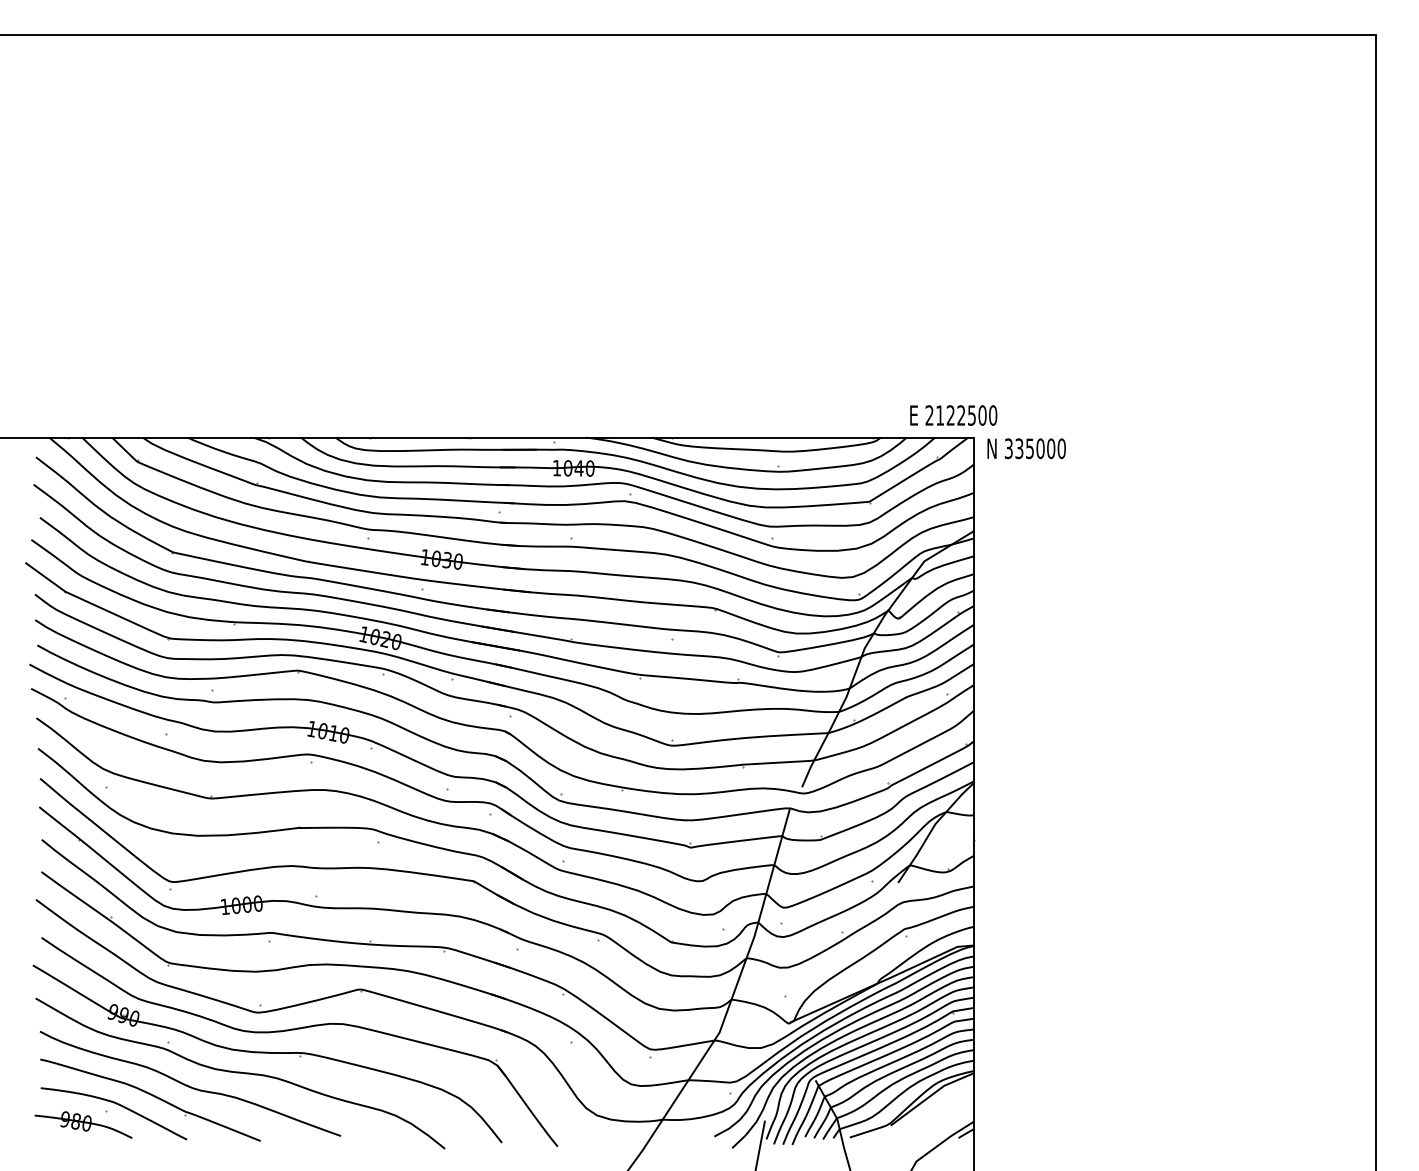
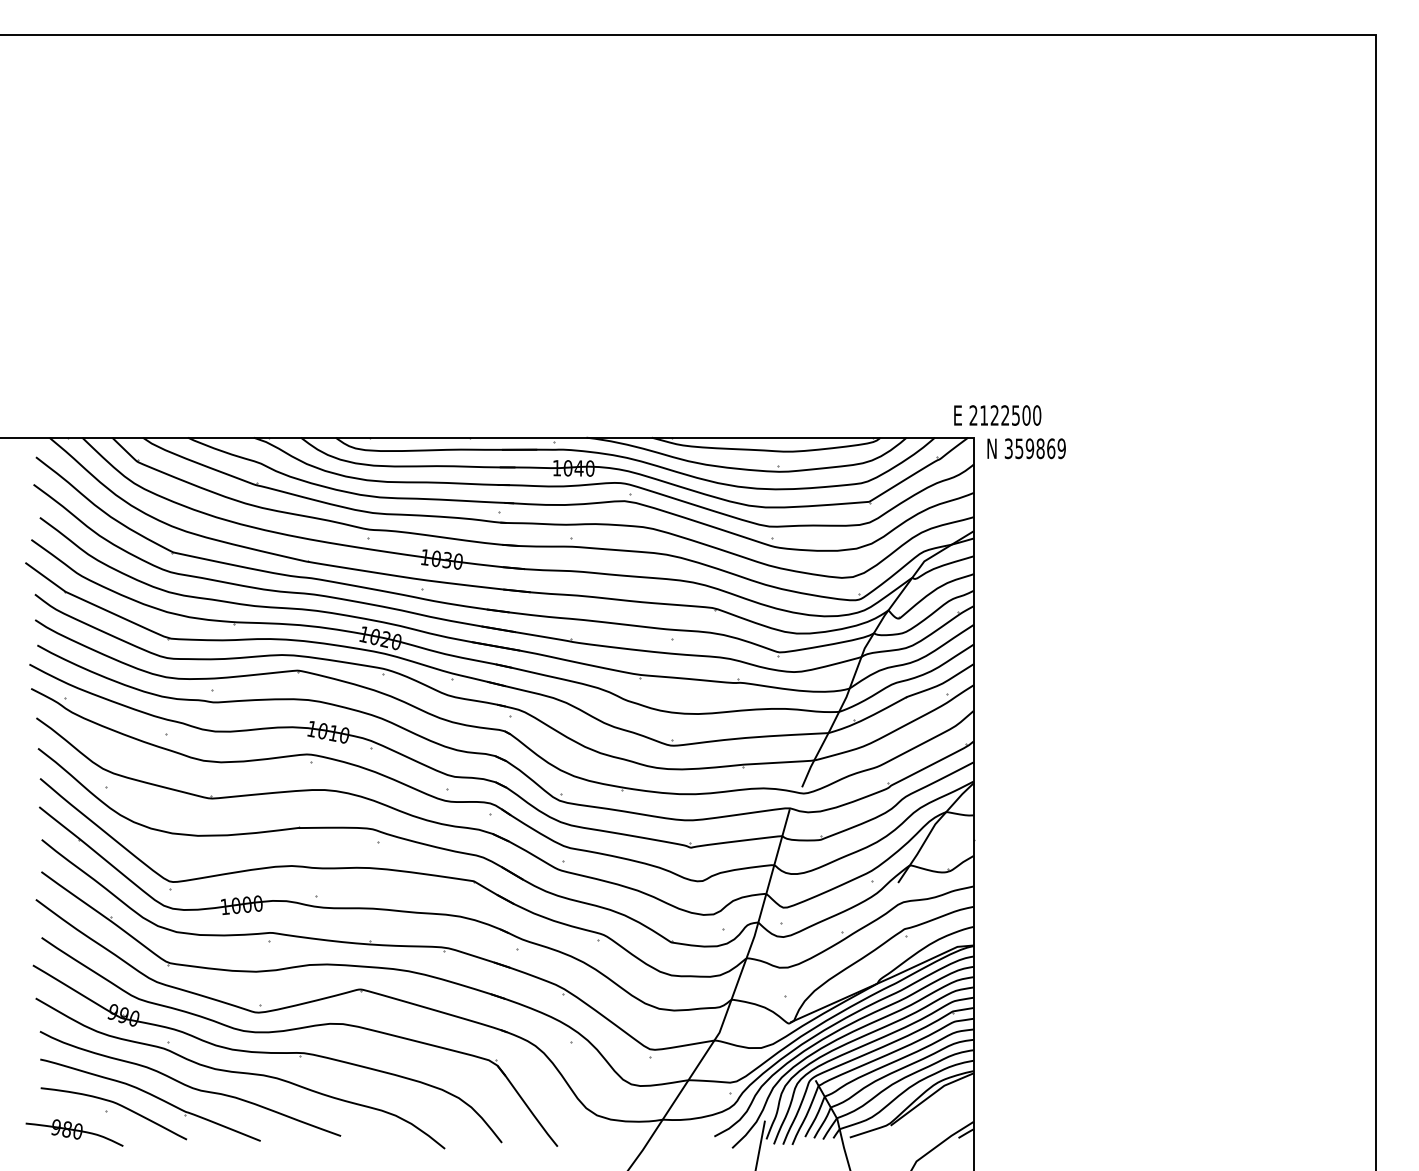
text position: (953, 415) -> (997, 415) (997, 415)
text: 335000 -> 359869 (1040, 448)
part position: (83, 1124) -> (74, 1132) (74, 1132)
